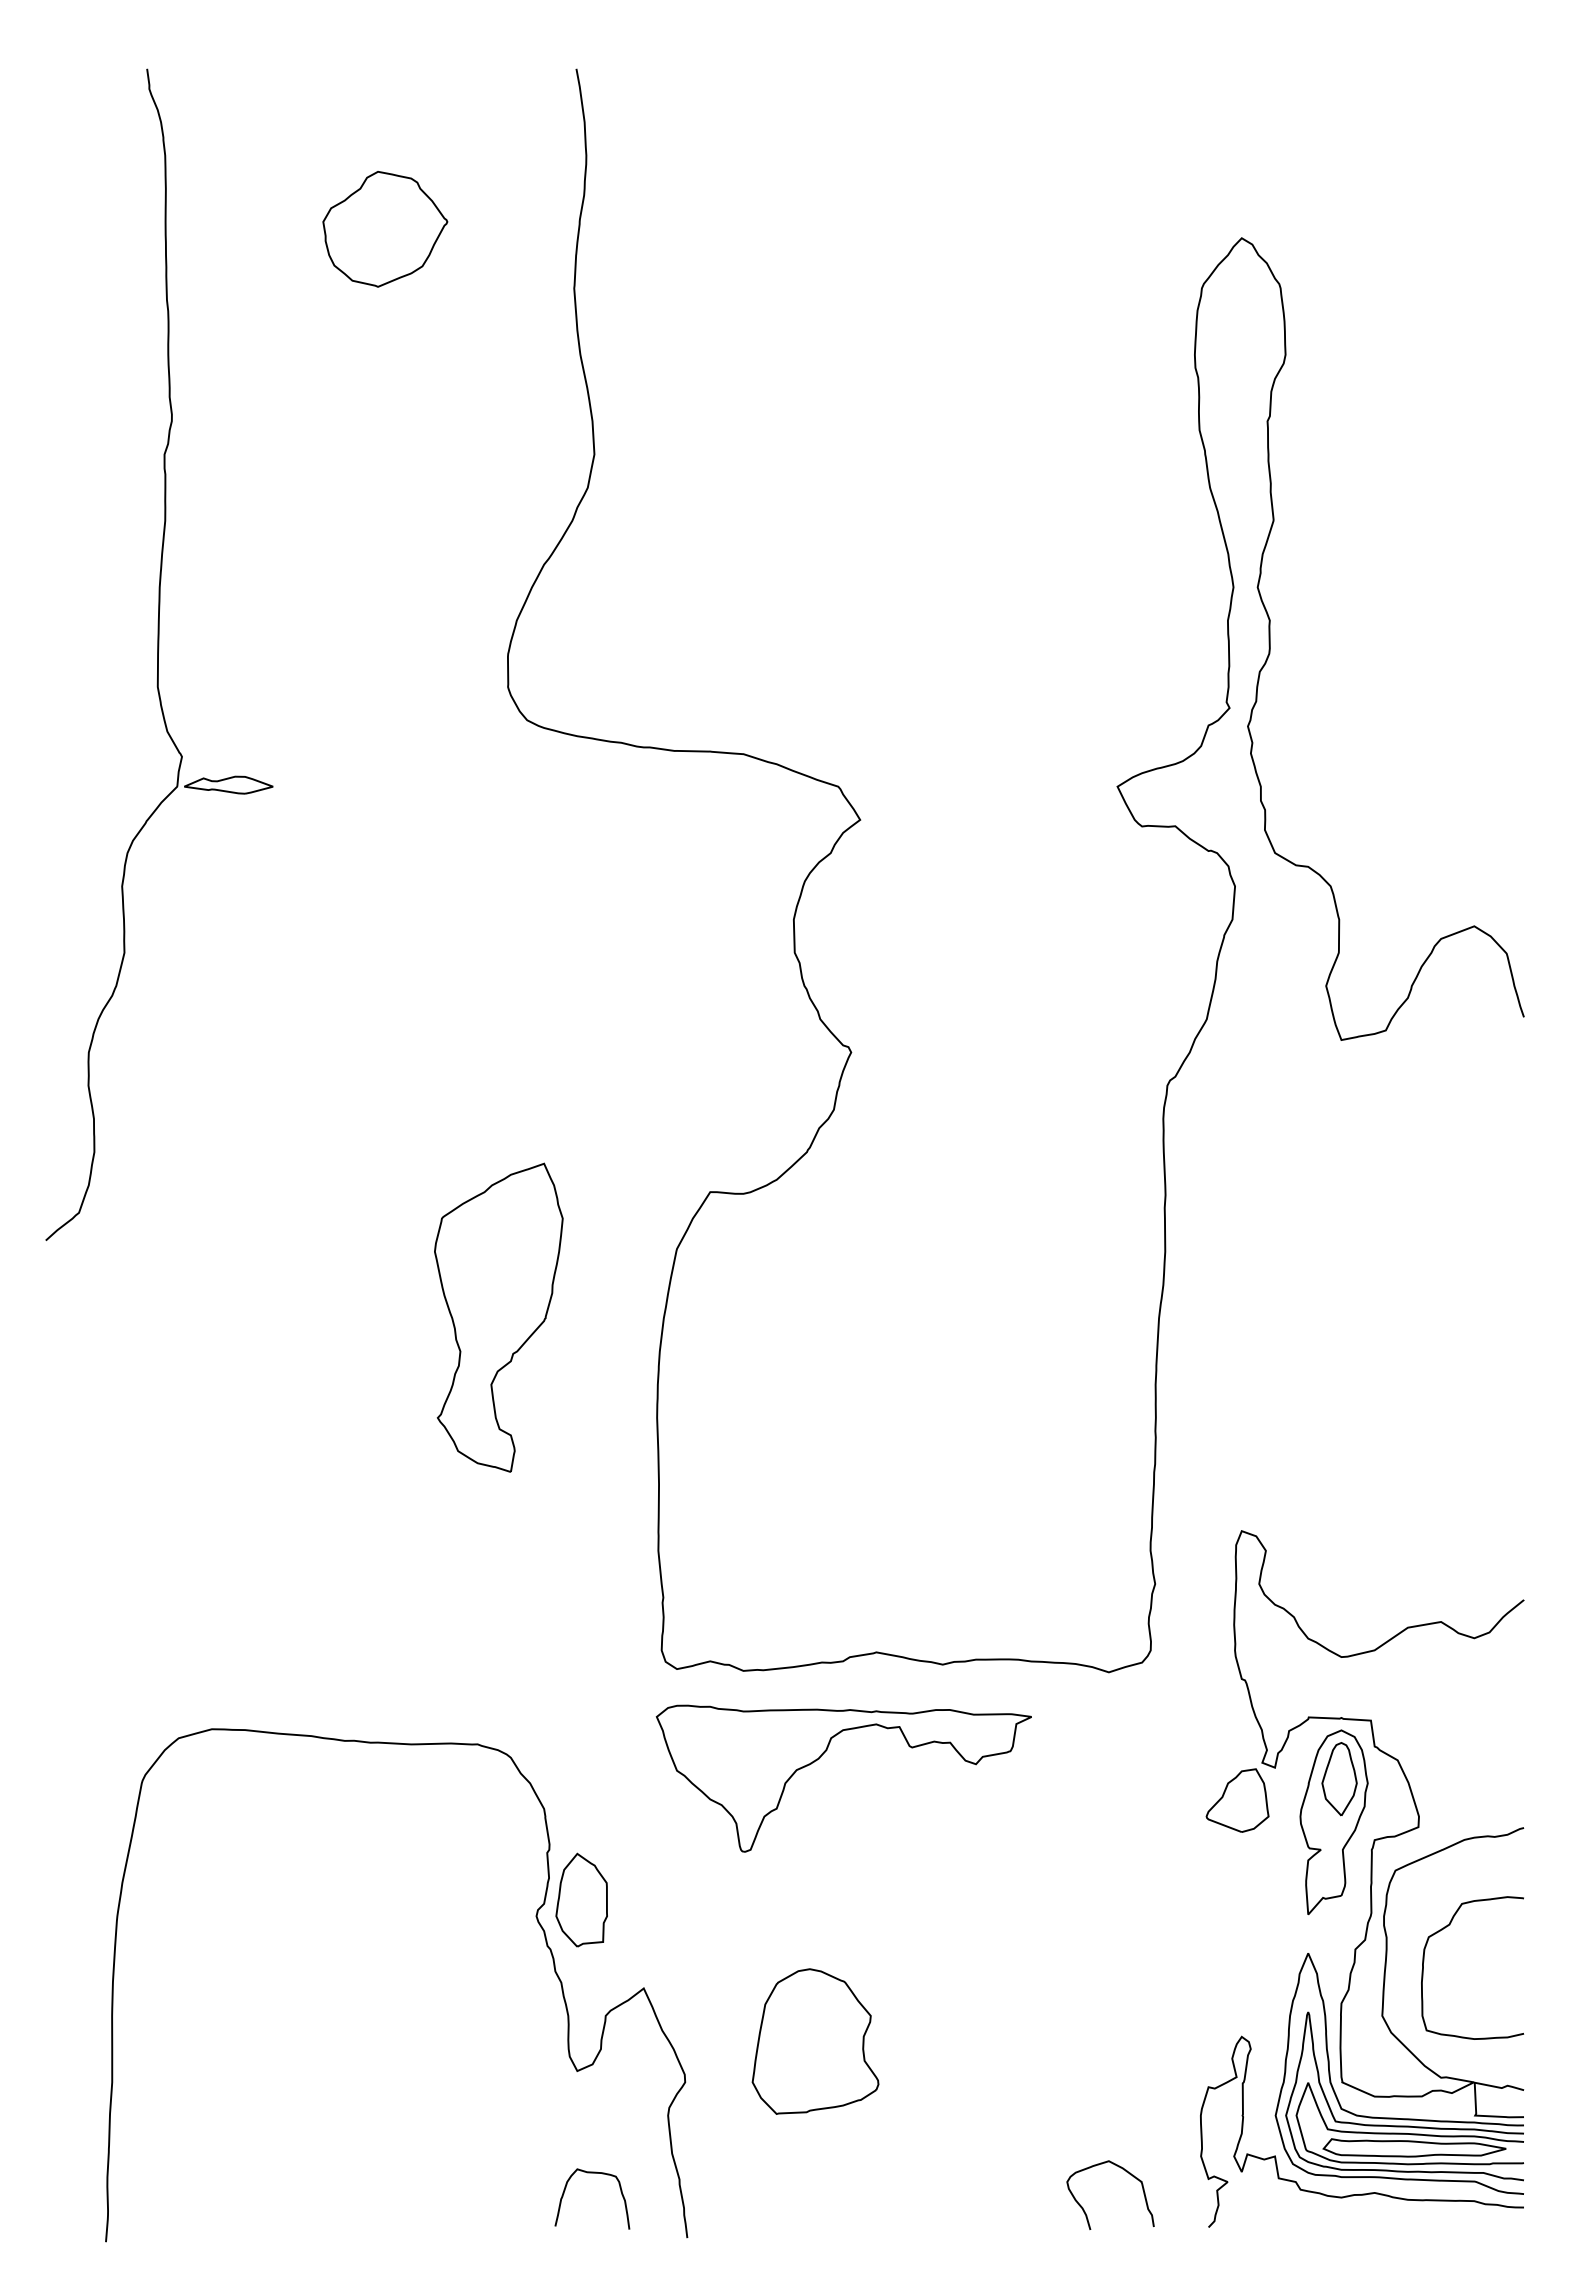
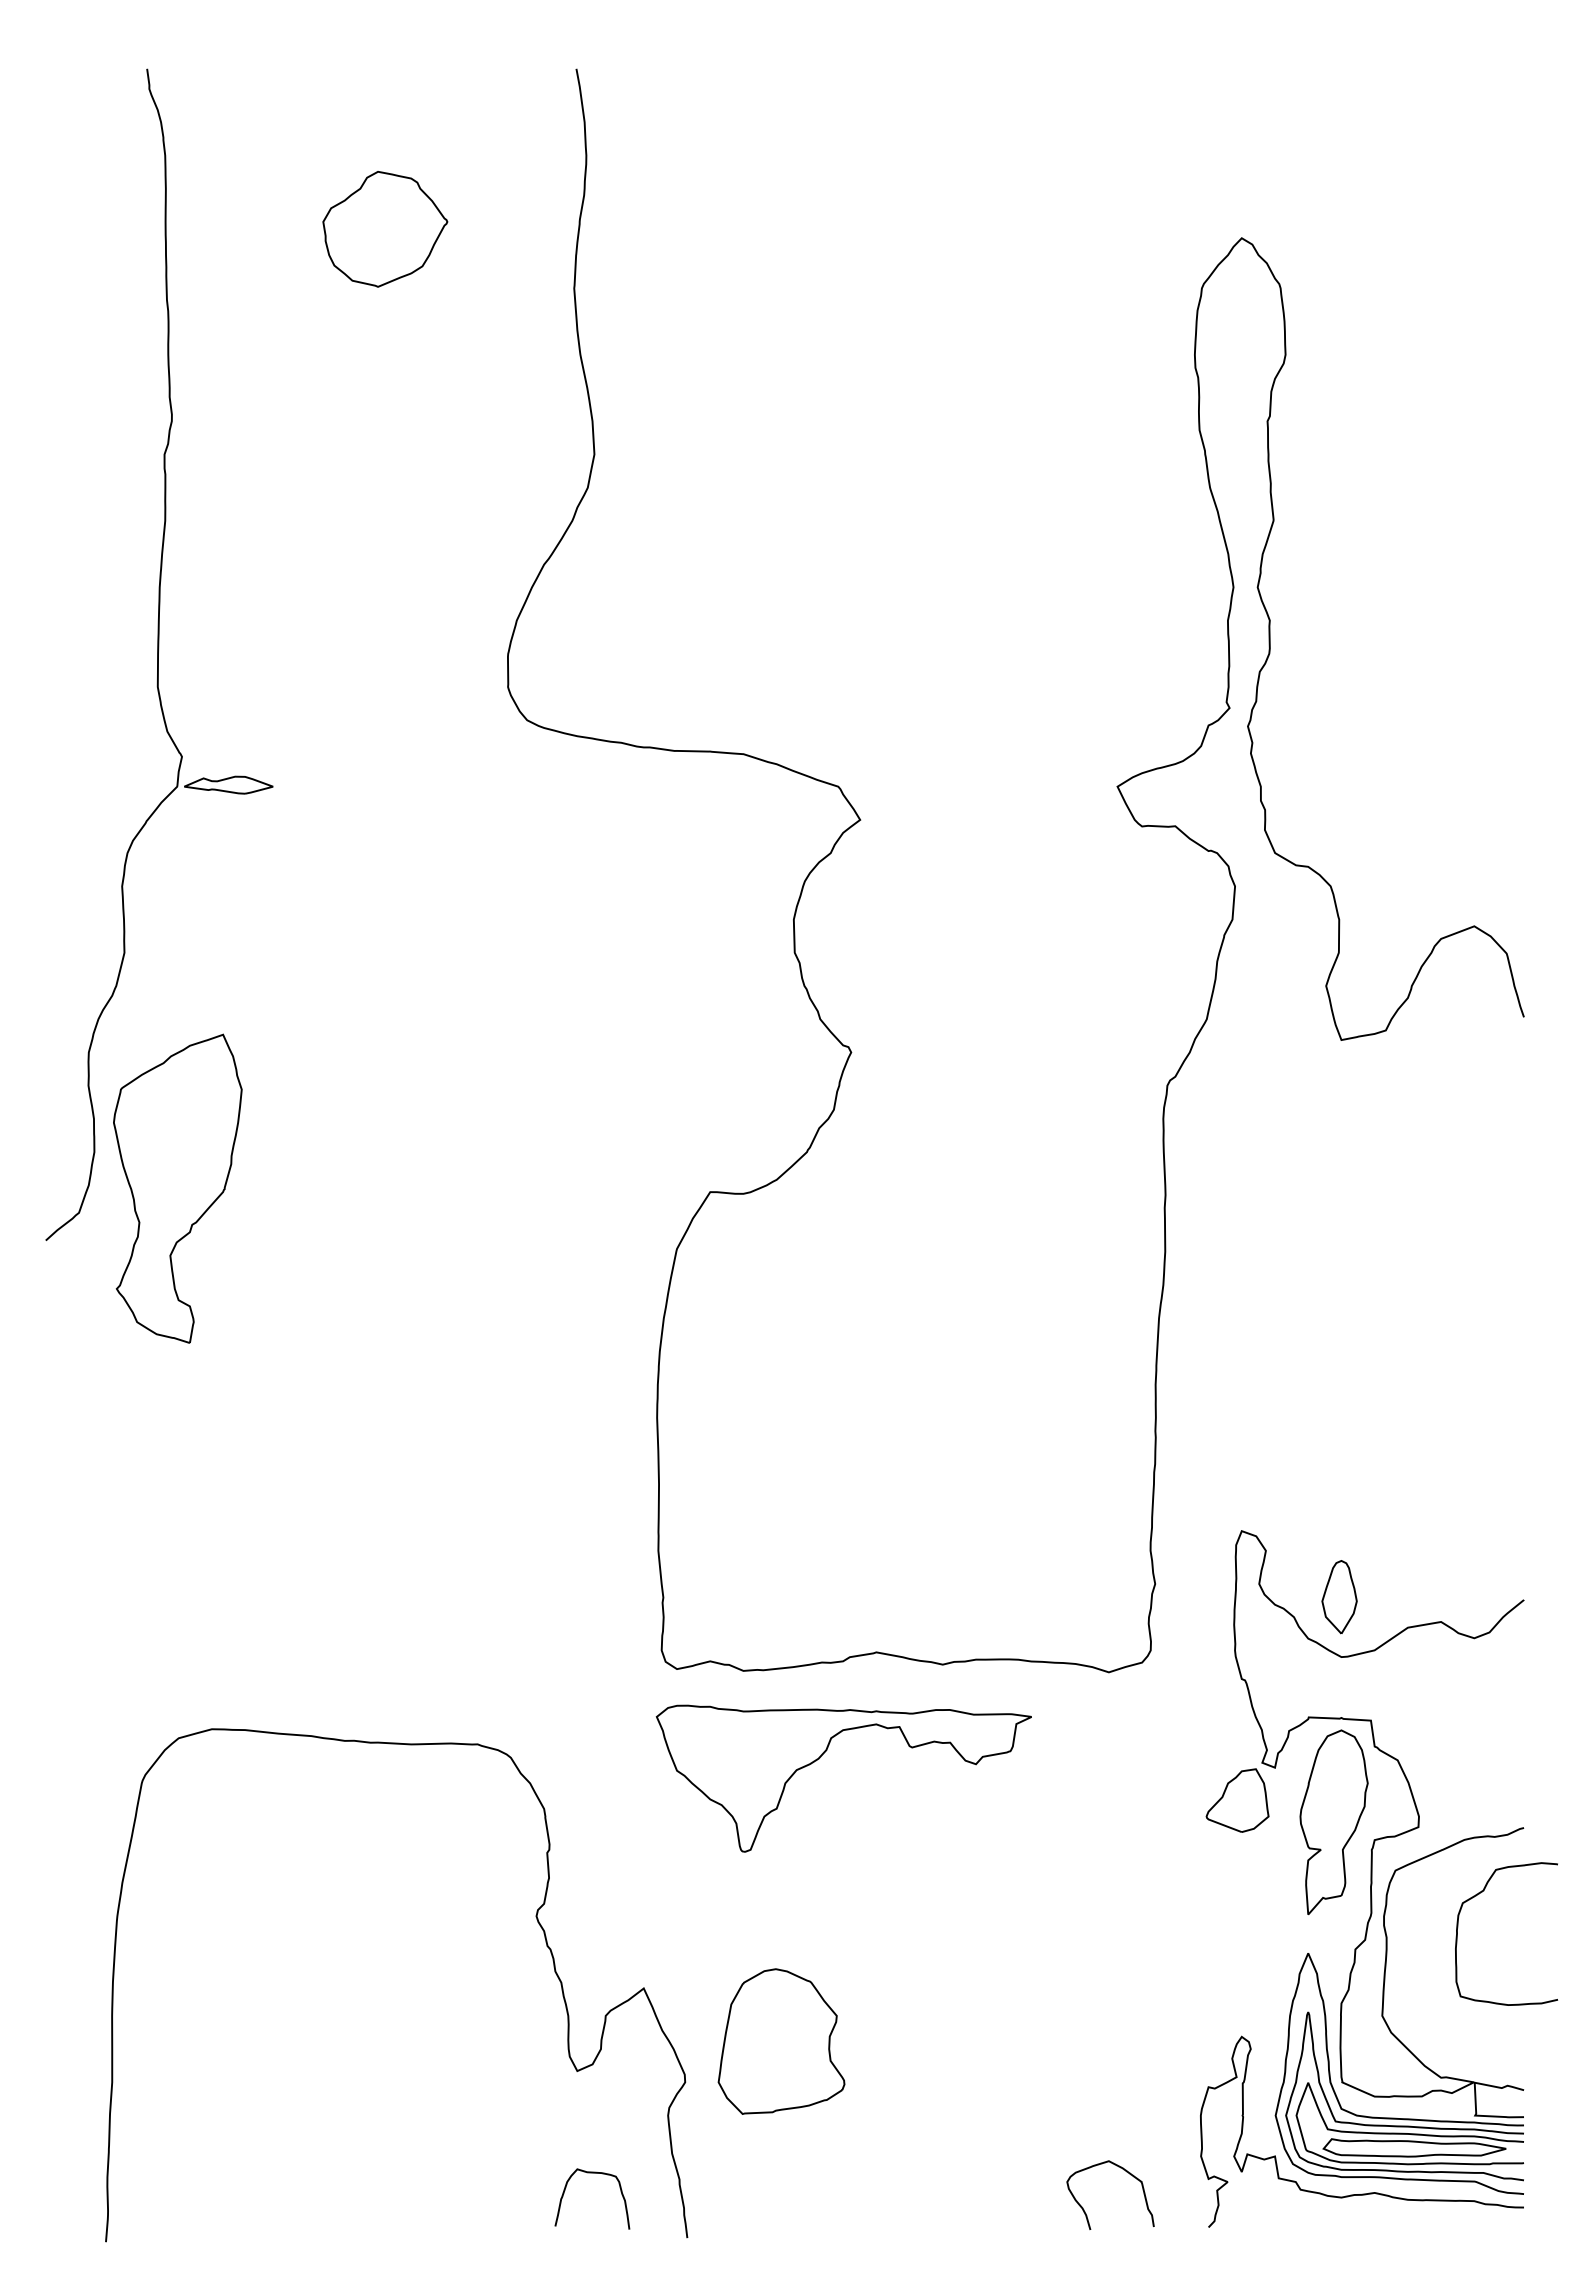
part position: (498, 1317) -> (177, 1188) (177, 1188)
part position: (1339, 1779) -> (1339, 1597) (1339, 1597)
part: present -> none (581, 1899)
curve position: (1445, 1928) -> (1479, 1894) (1479, 1894)
part position: (815, 2041) -> (781, 2041) (781, 2041)
